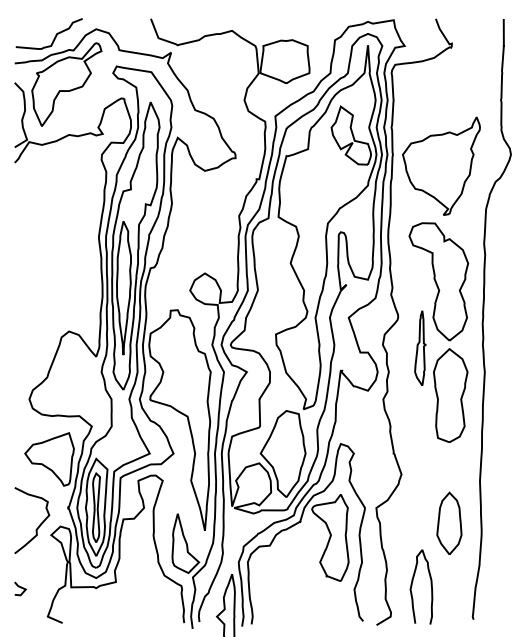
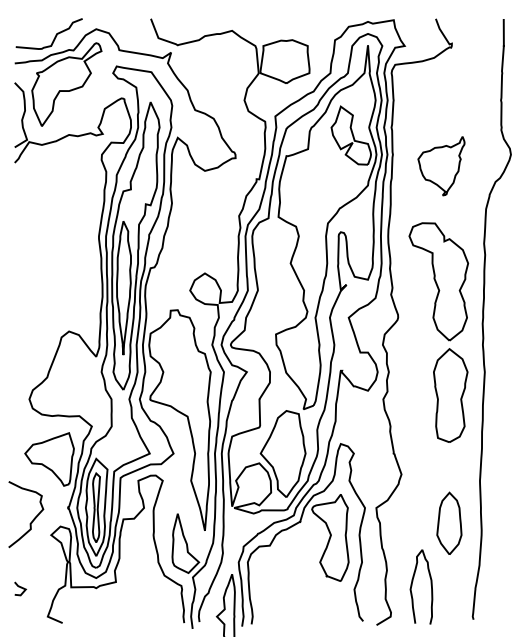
part size: 79x100 px -> 49x61 px (441, 166)
part: present -> none (420, 347)
curve position: (38, 525) -> (32, 519) (32, 519)
